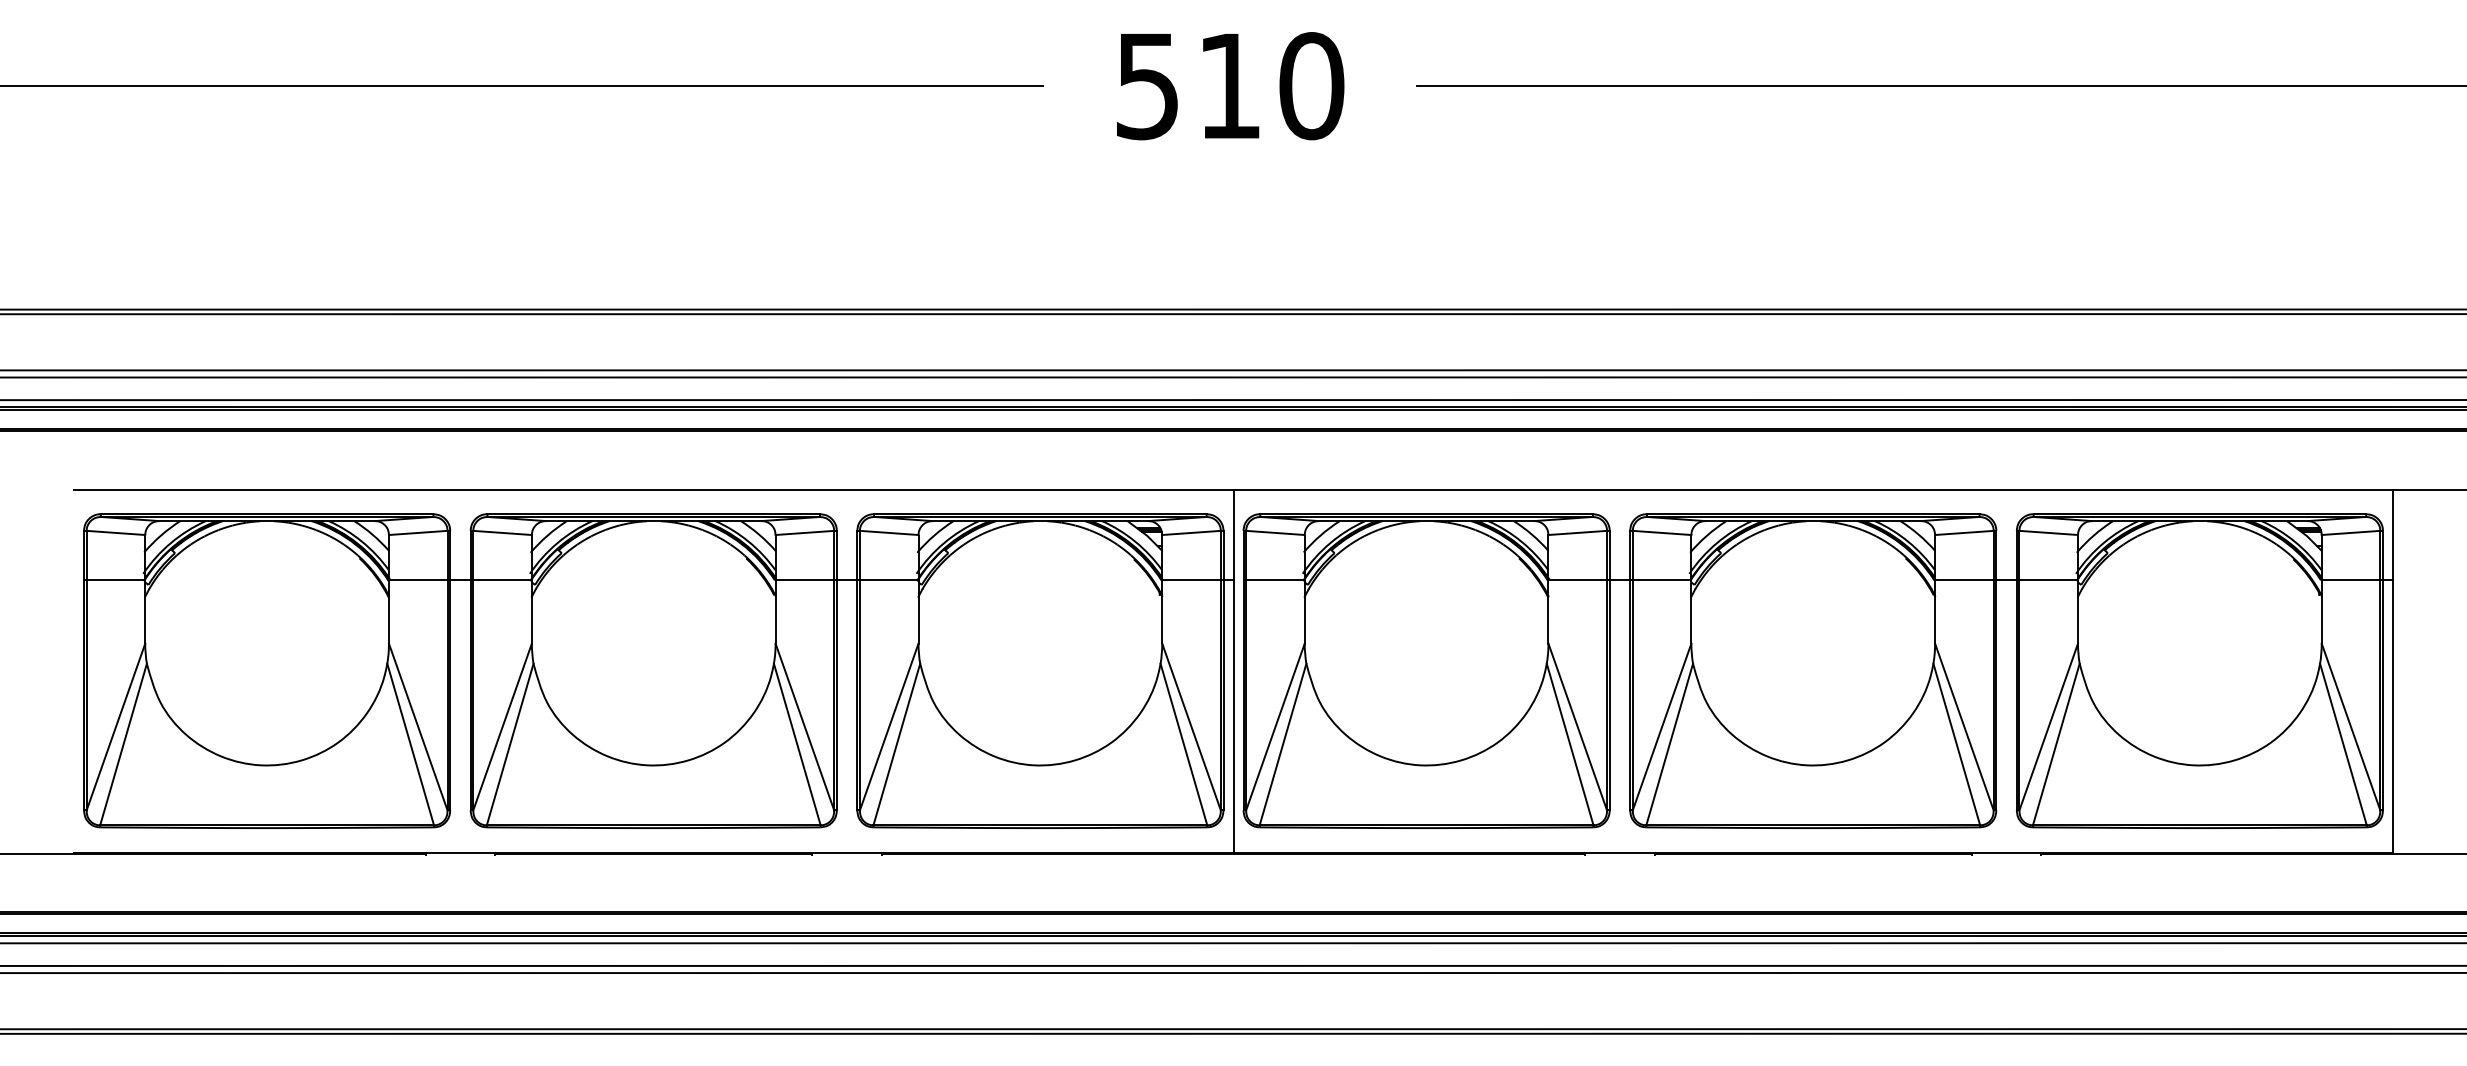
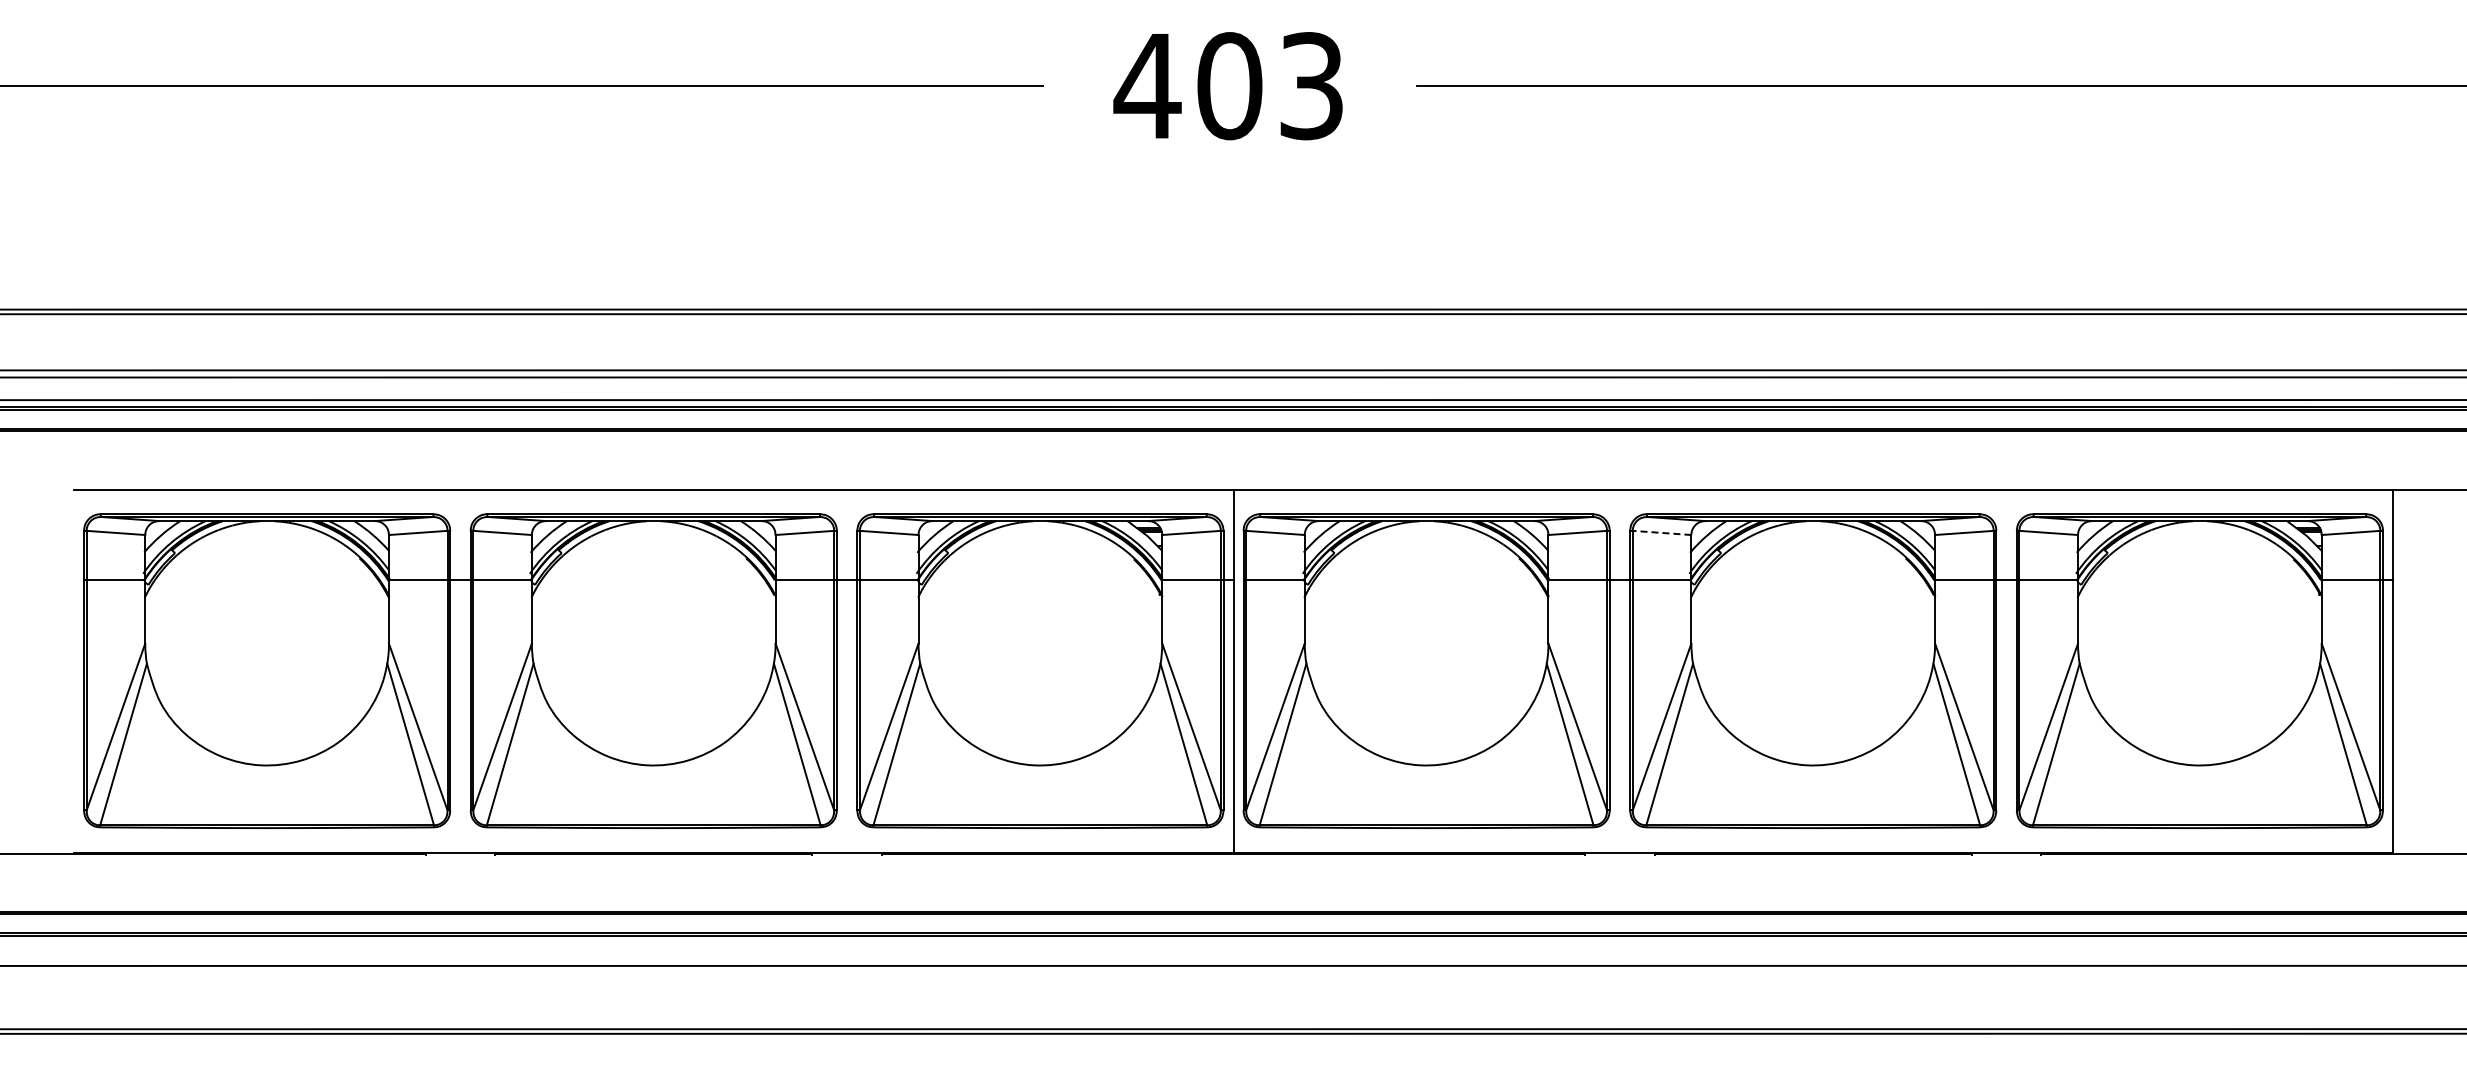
text: 510 -> 403 (1228, 86)
line: solid -> dashed (1661, 532)
line: present -> none (1232, 943)
line: present -> none (1232, 972)
